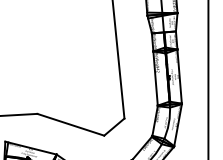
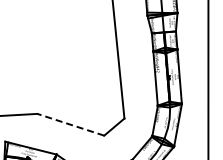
line: solid -> dashed (70, 124)
